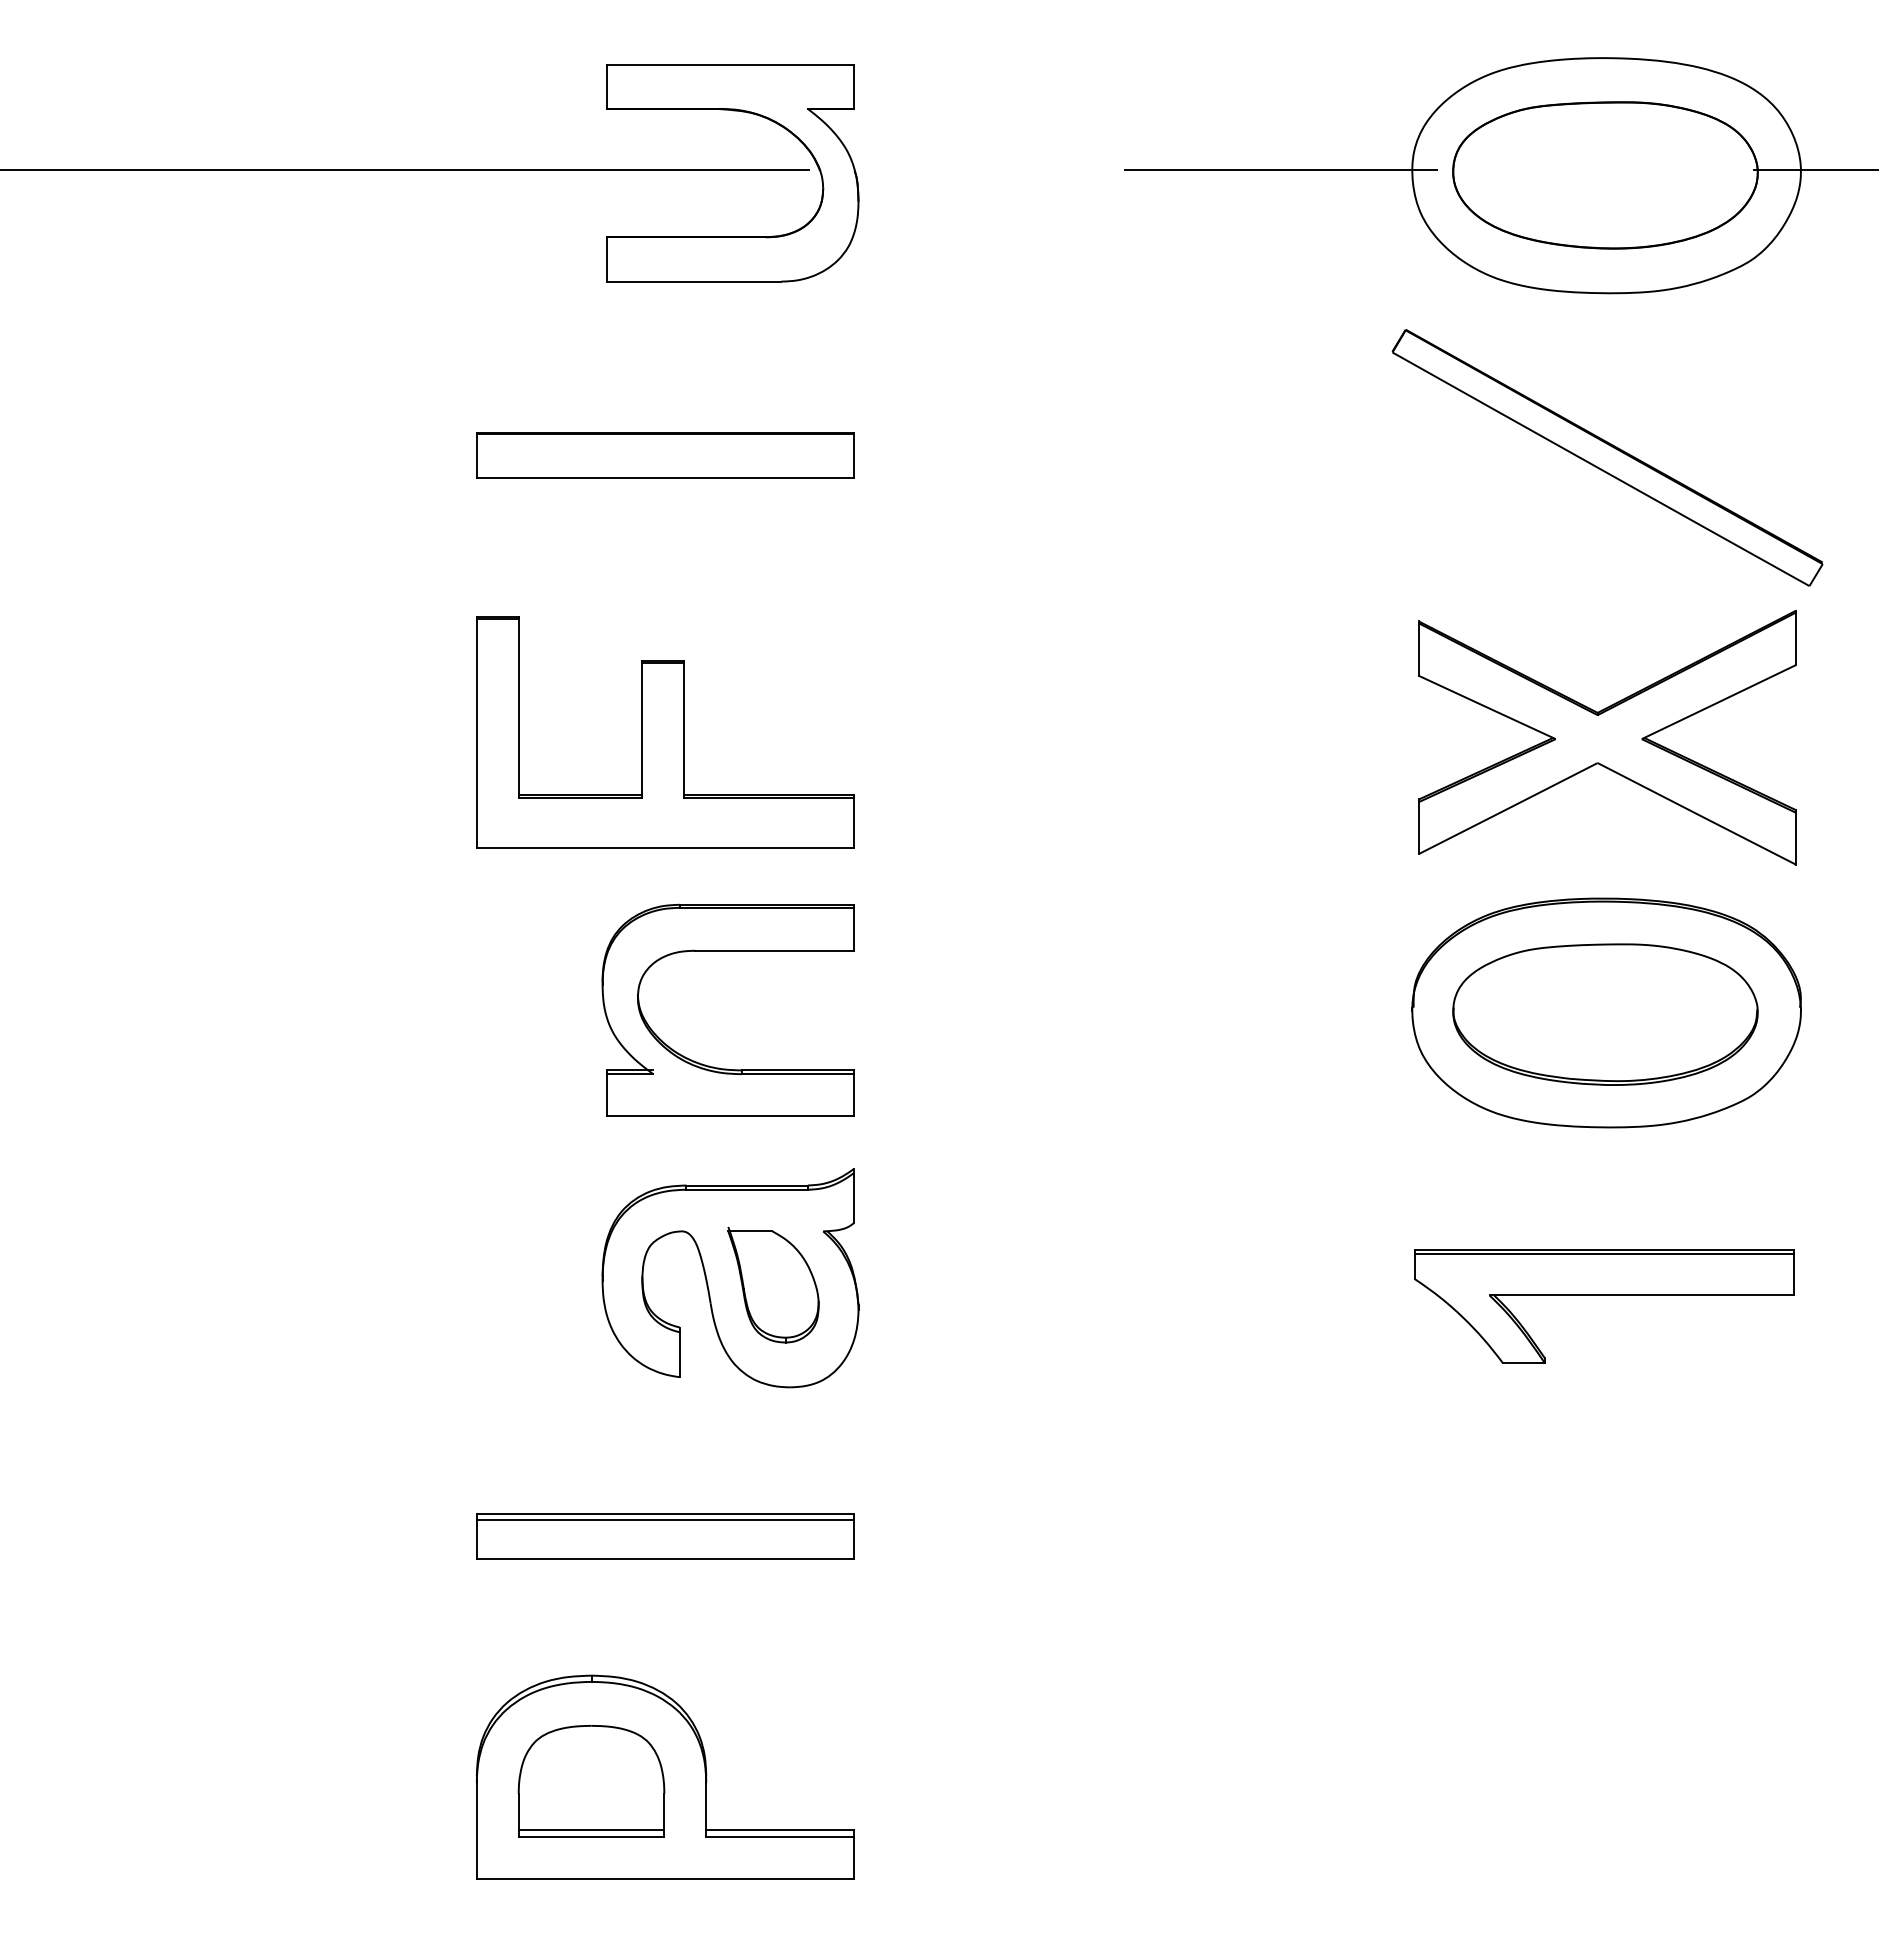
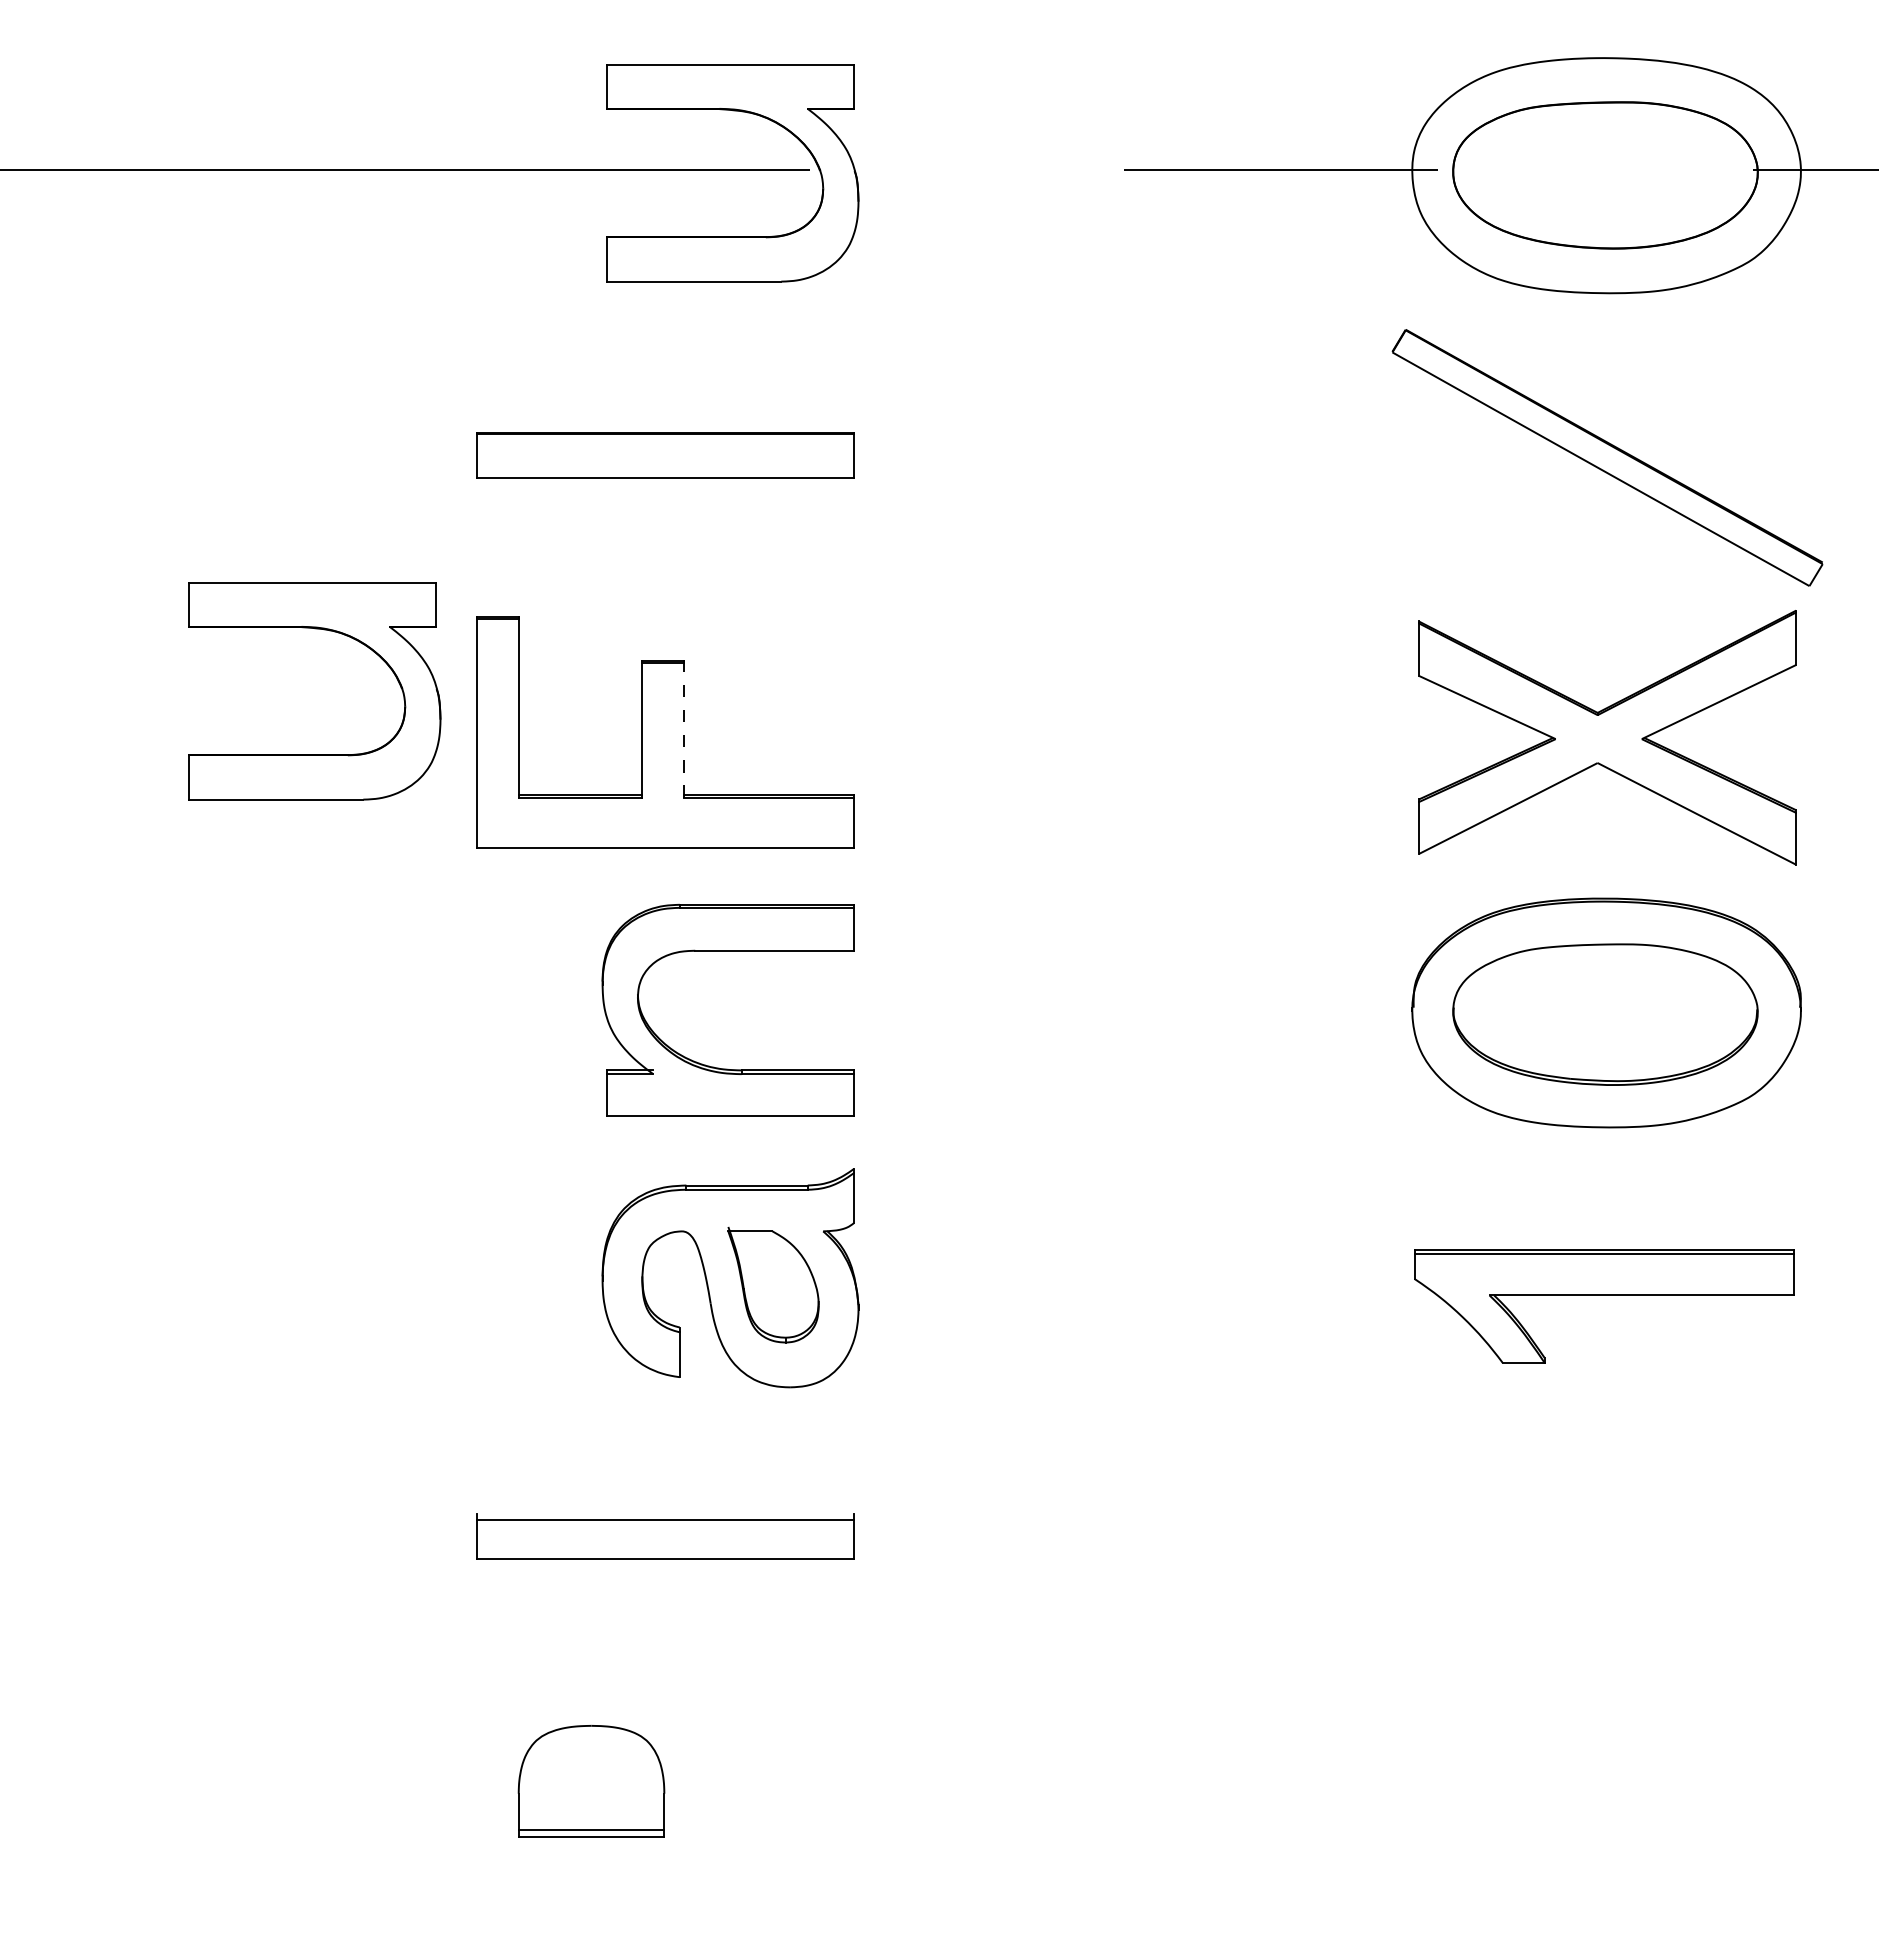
part: none -> present (324, 630)
line: solid -> dashed (684, 729)
line: present -> none (665, 1514)
part: present -> none (665, 1776)
